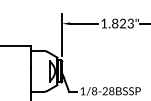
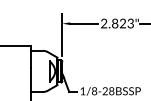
text: 1.823" -> 2.823" (104, 23)
